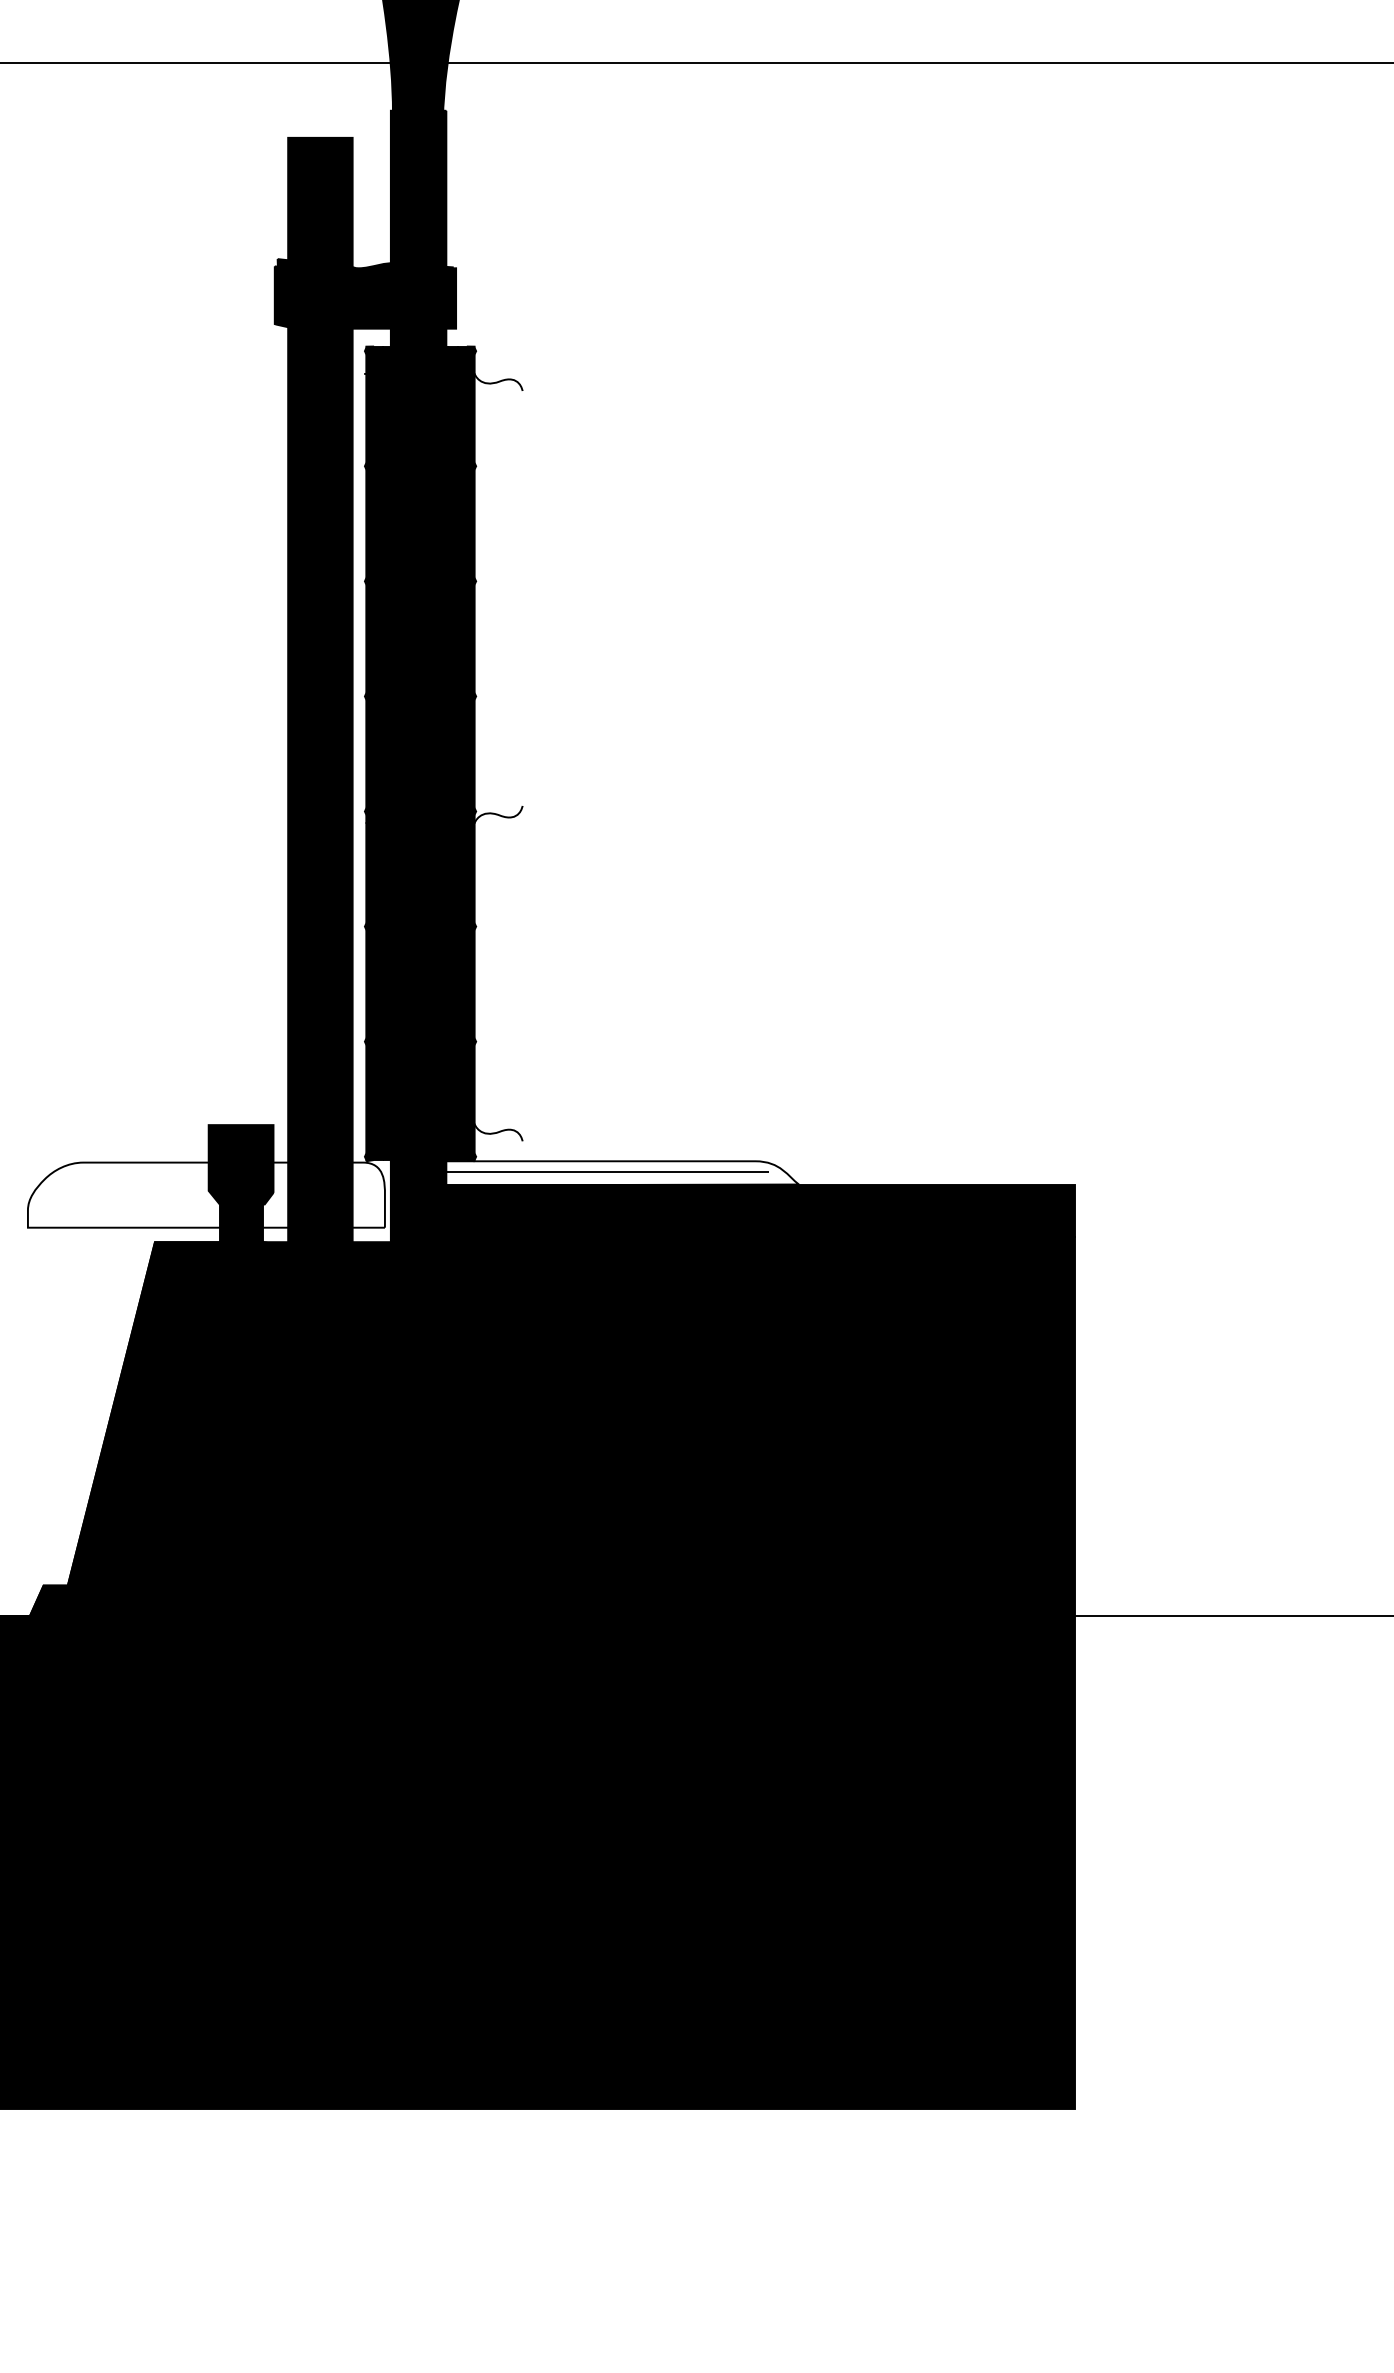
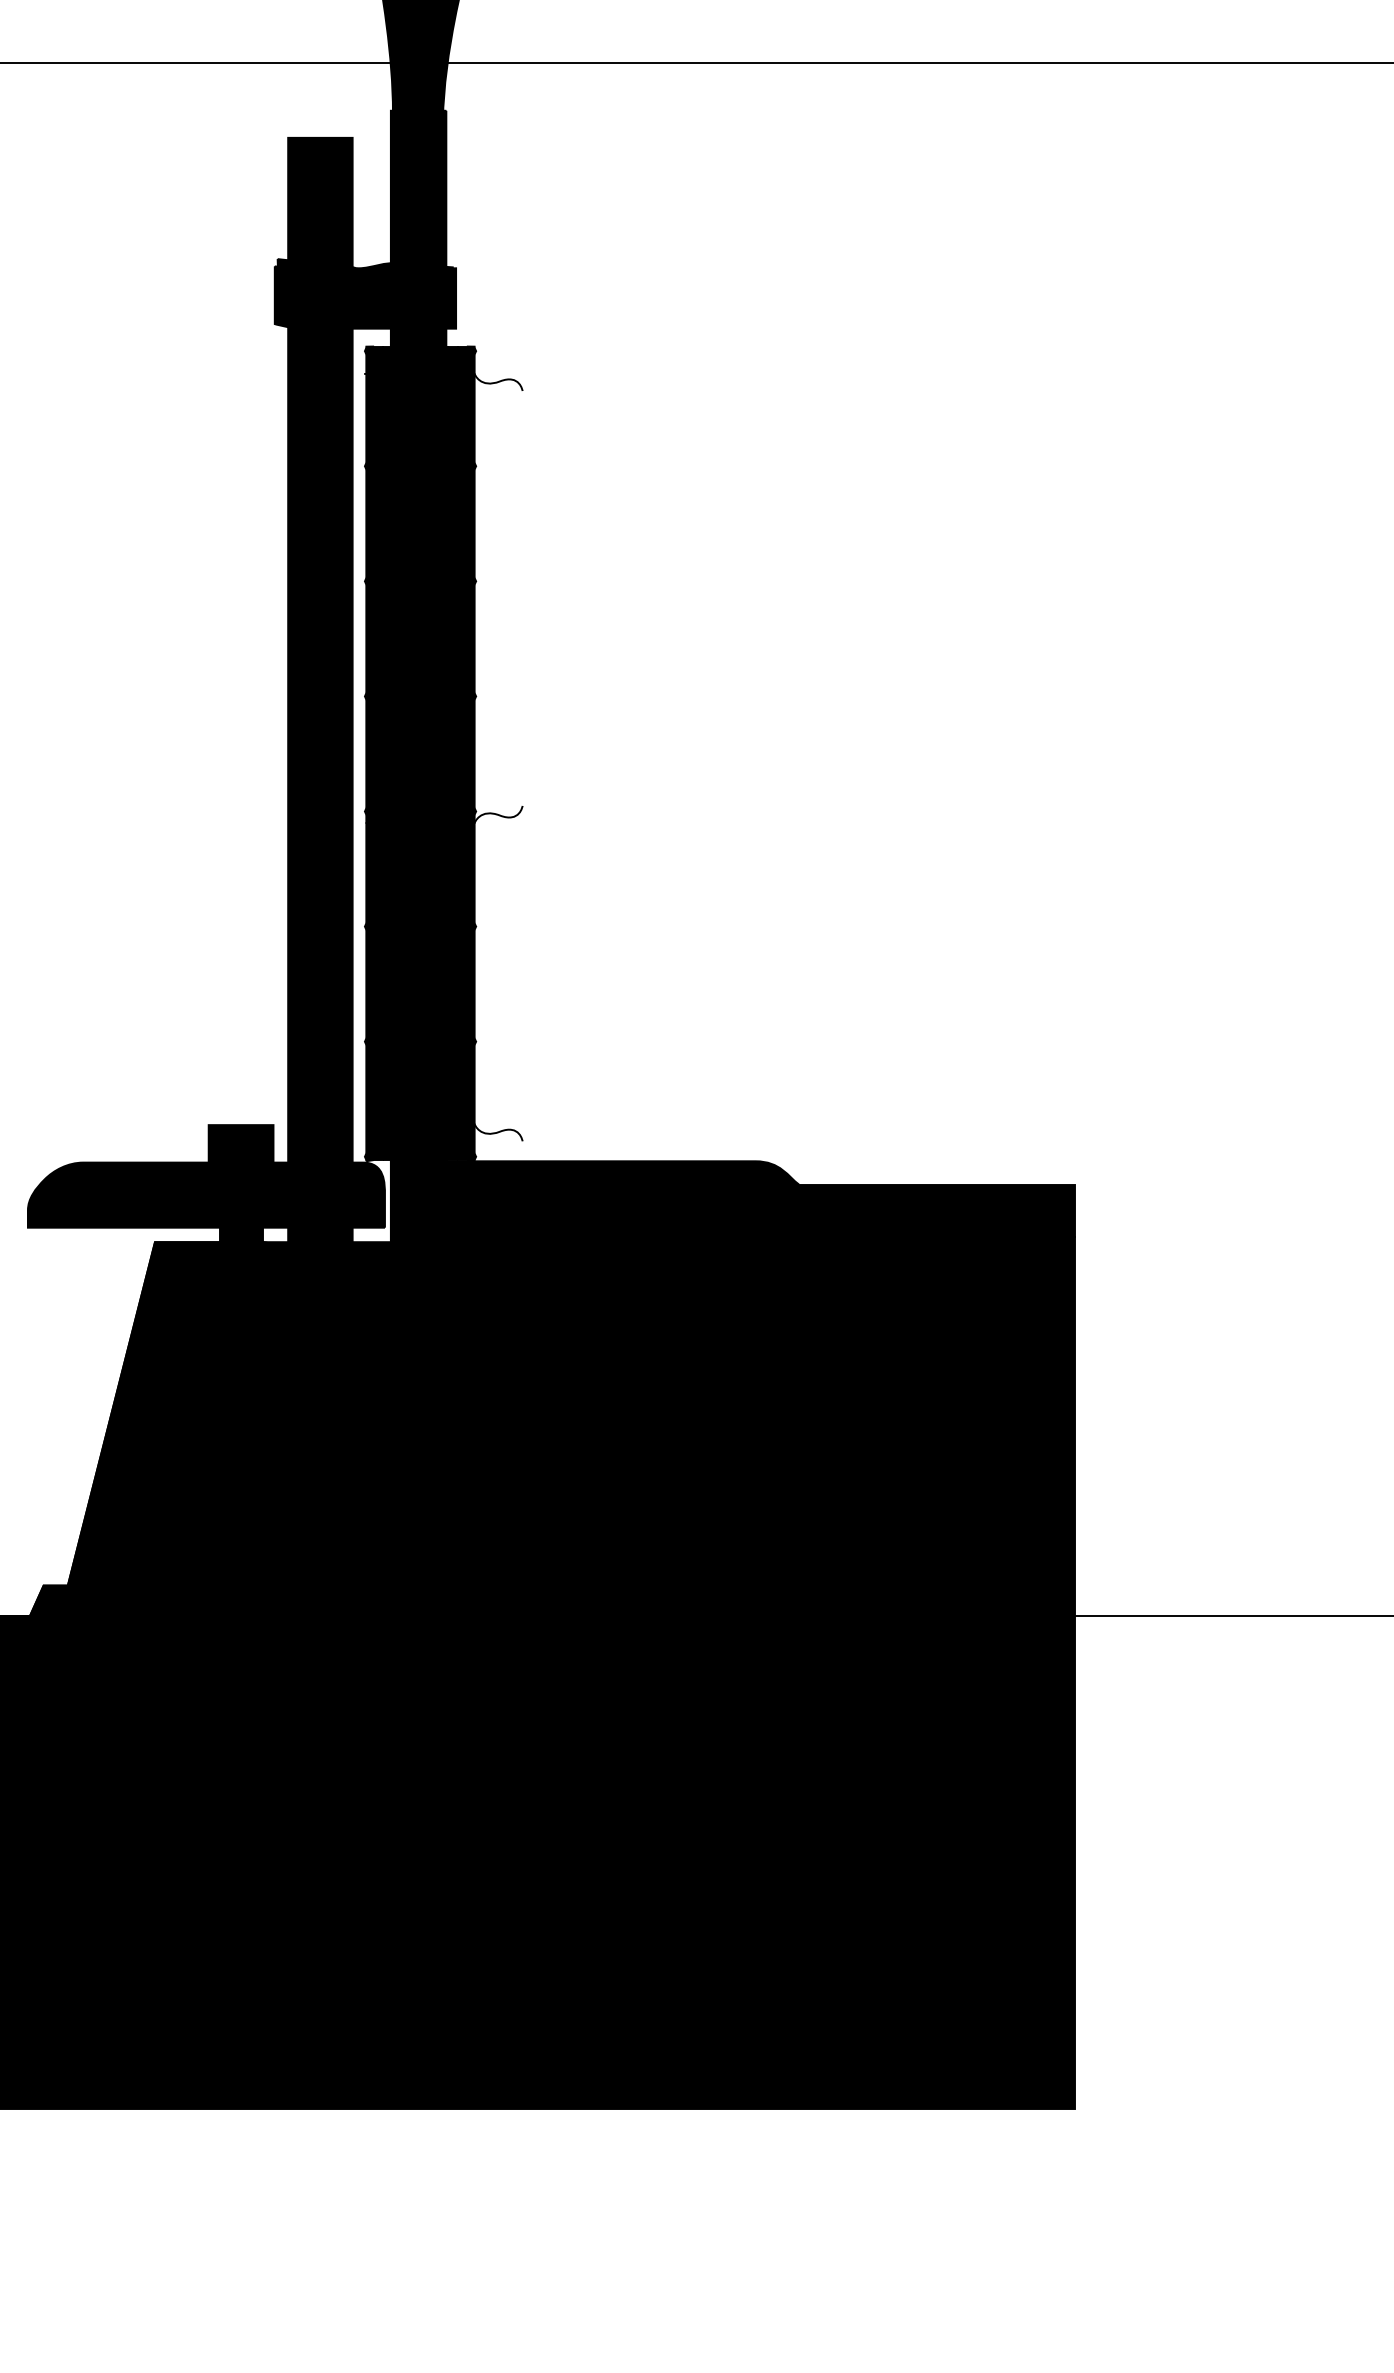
fill: none -> present (608, 1173)
fill: none -> present (205, 1194)
